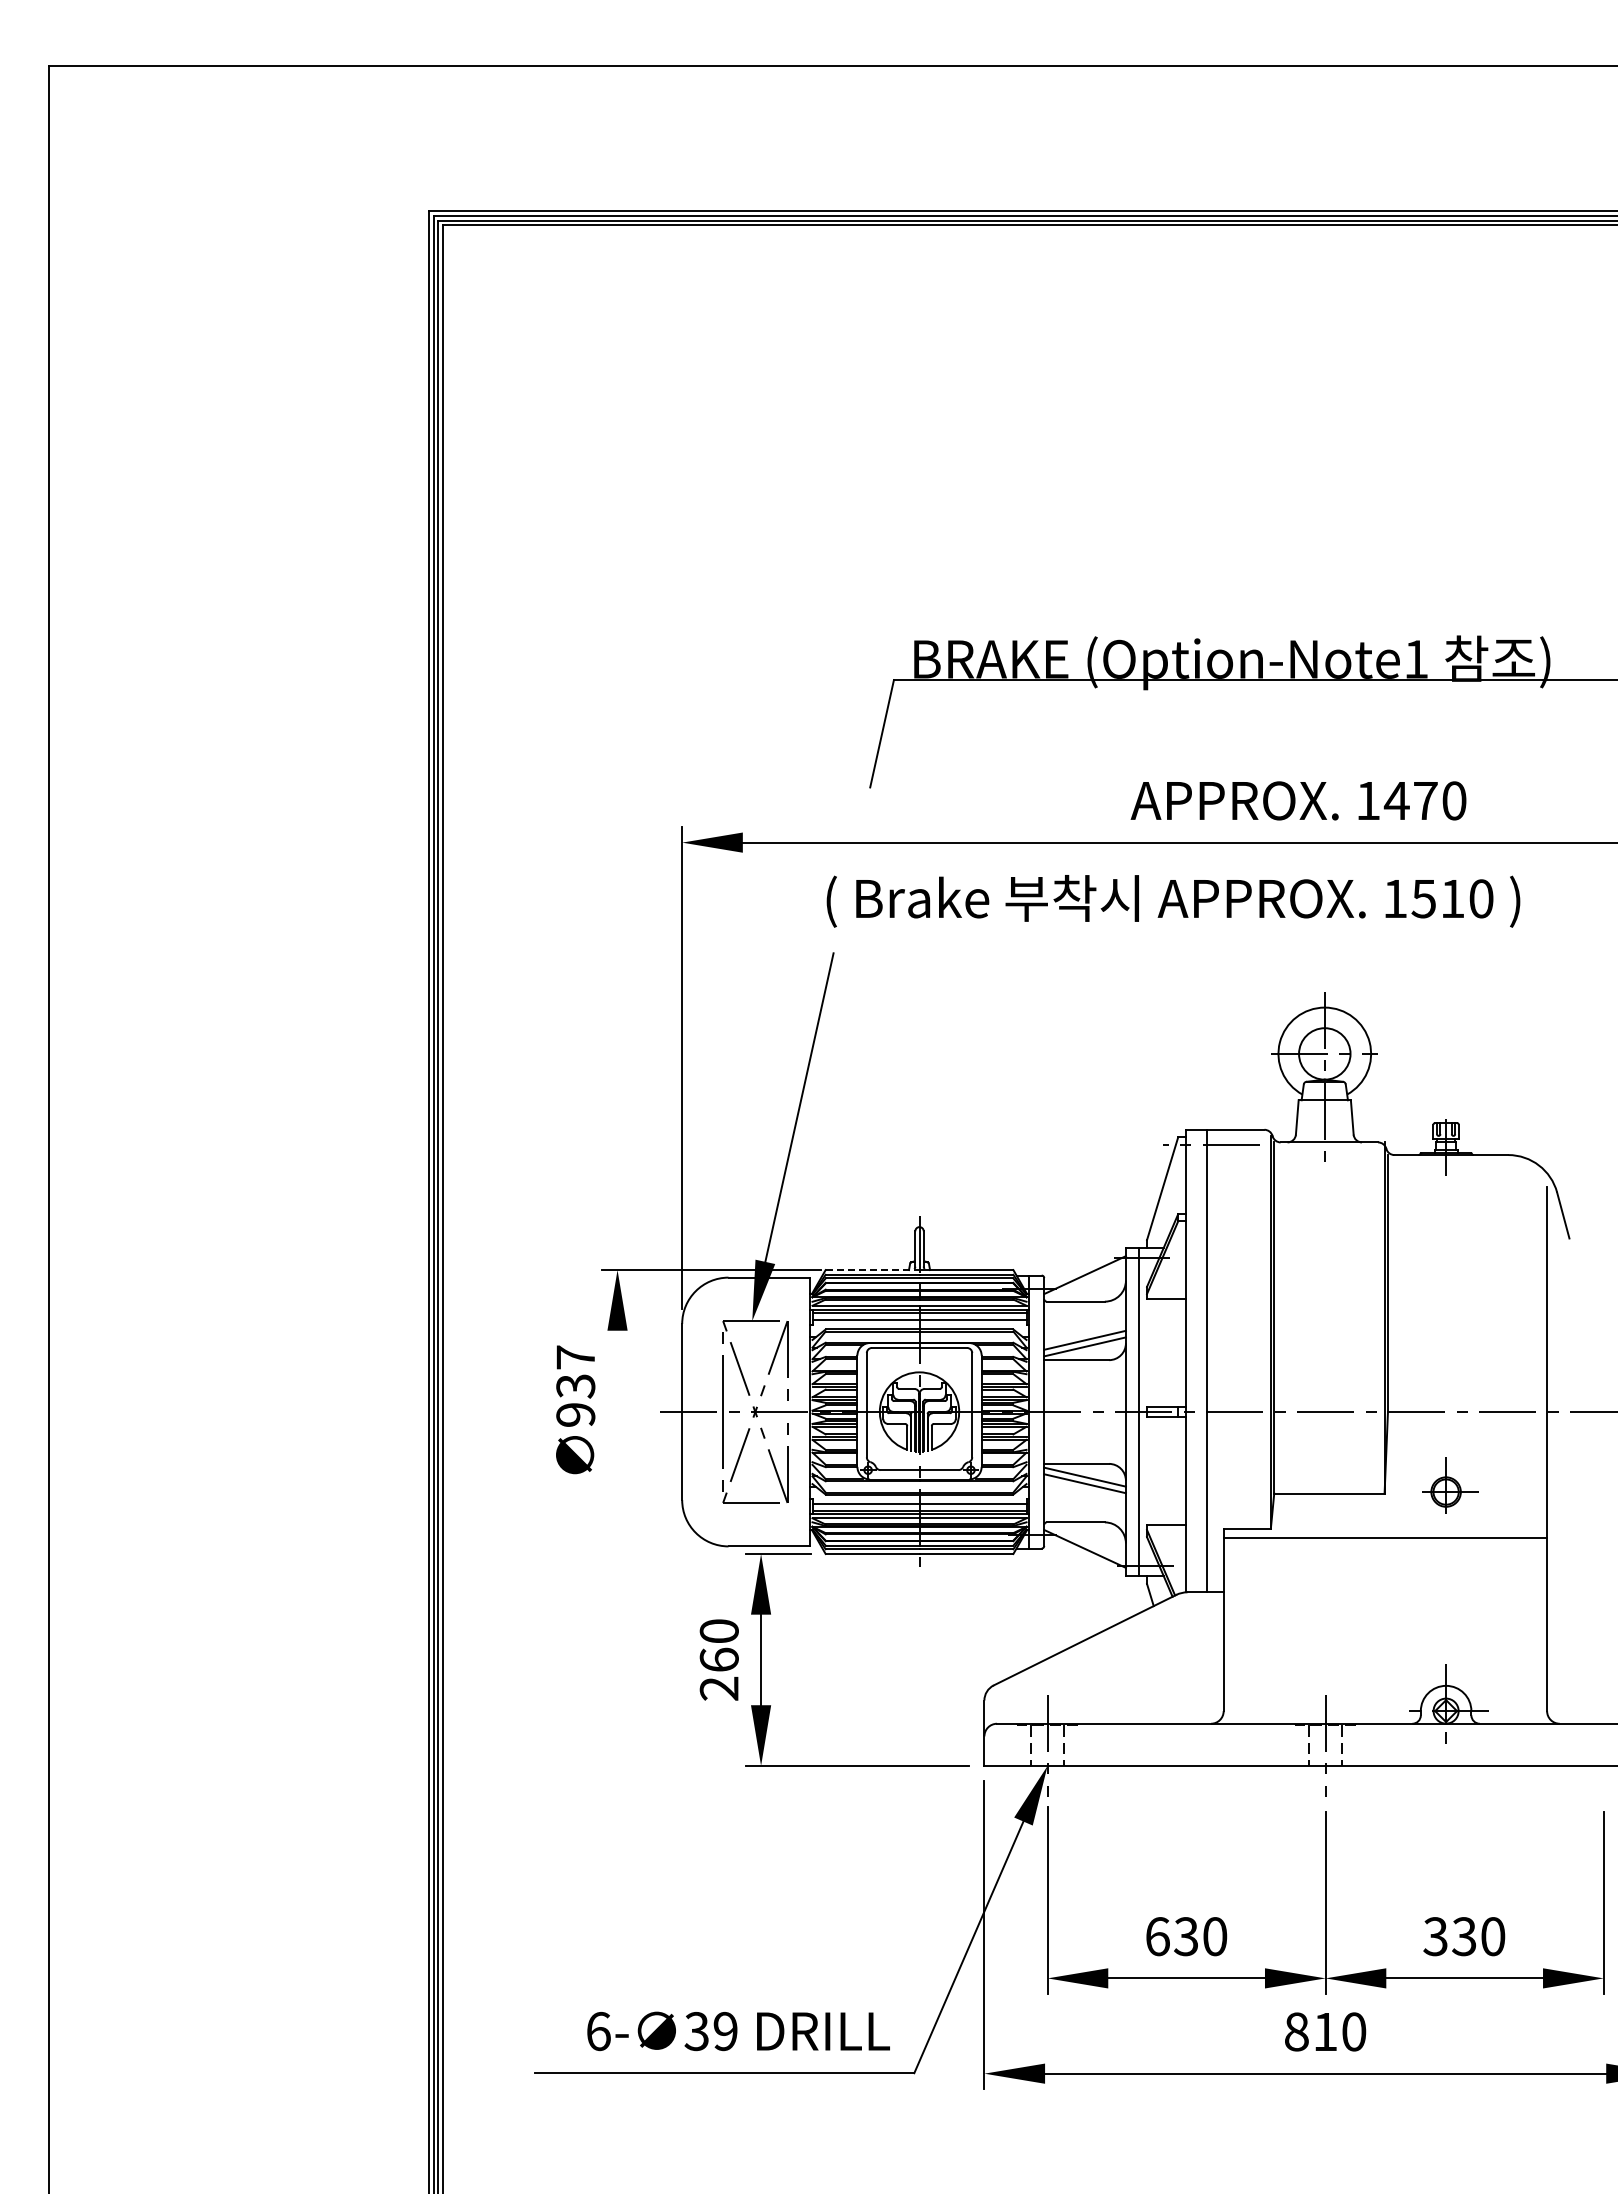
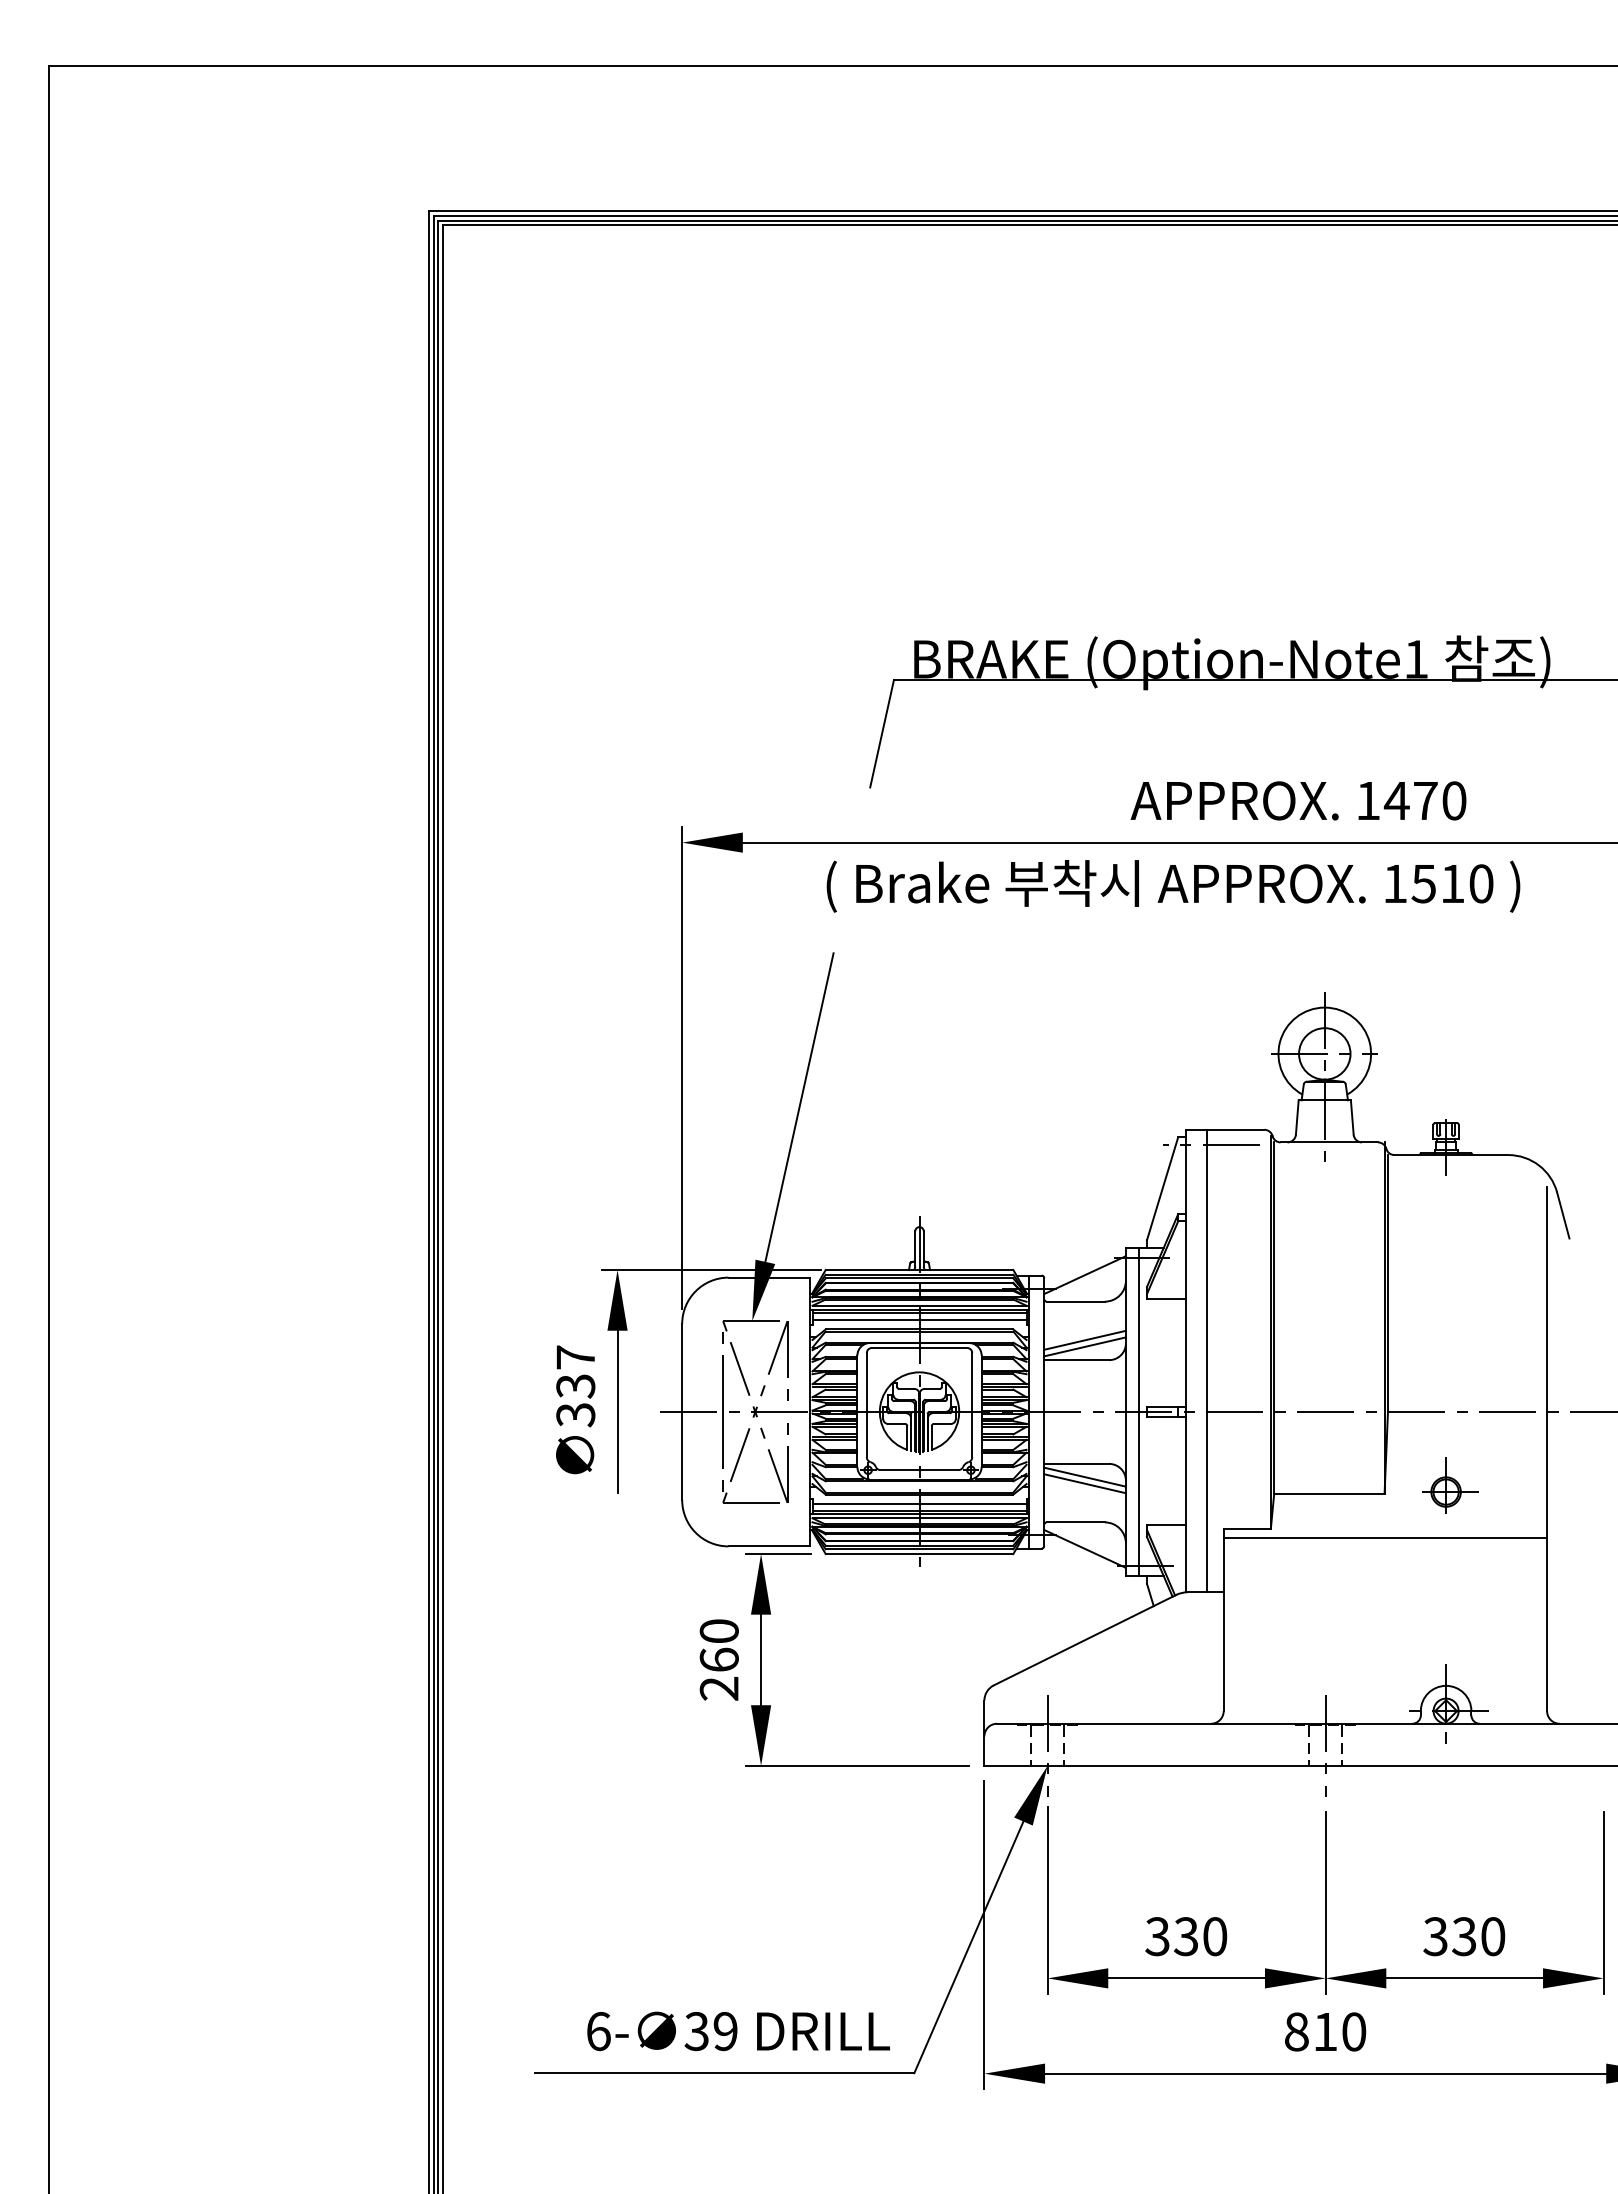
text position: (1173, 901) -> (1173, 886) (1173, 886)
line: dashed -> solid (872, 1270)
line: none -> present (617, 1411)
text: 937 -> 337 (575, 1415)
text: 630 -> 330 (1157, 1936)
